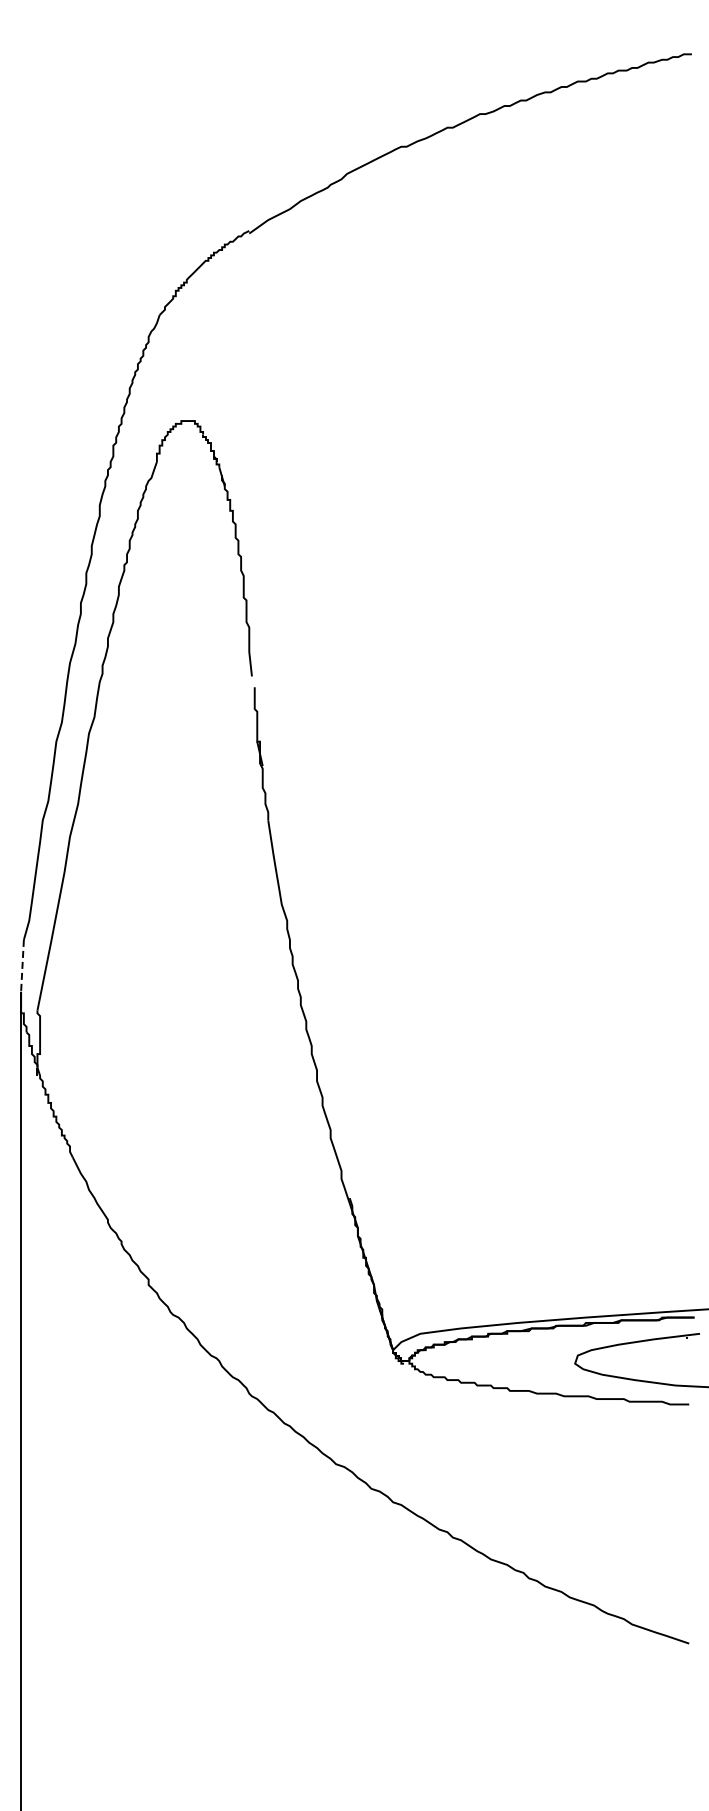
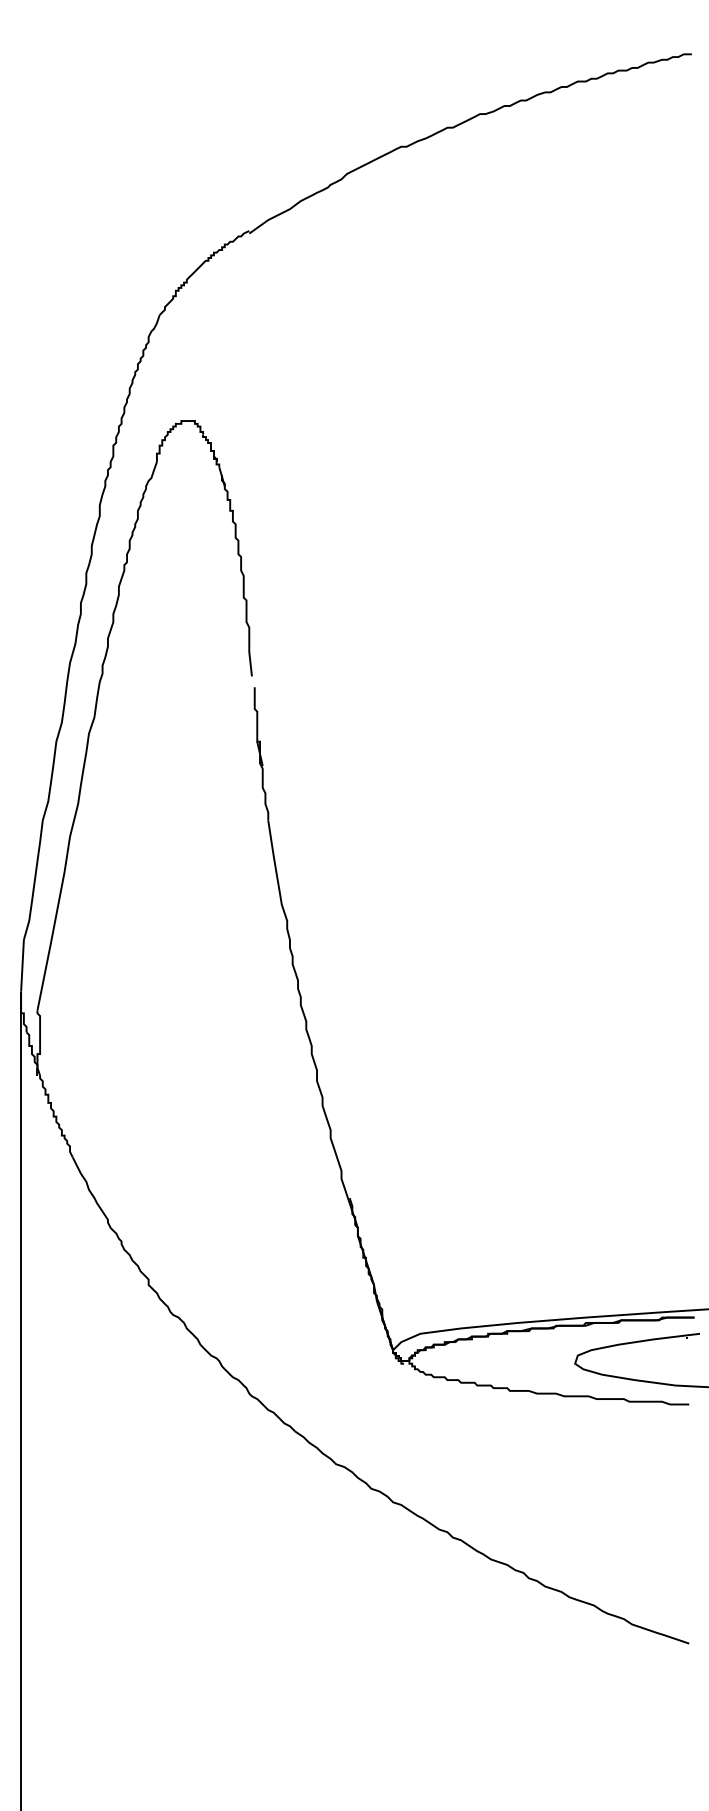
line: dashed -> solid (22, 965)
